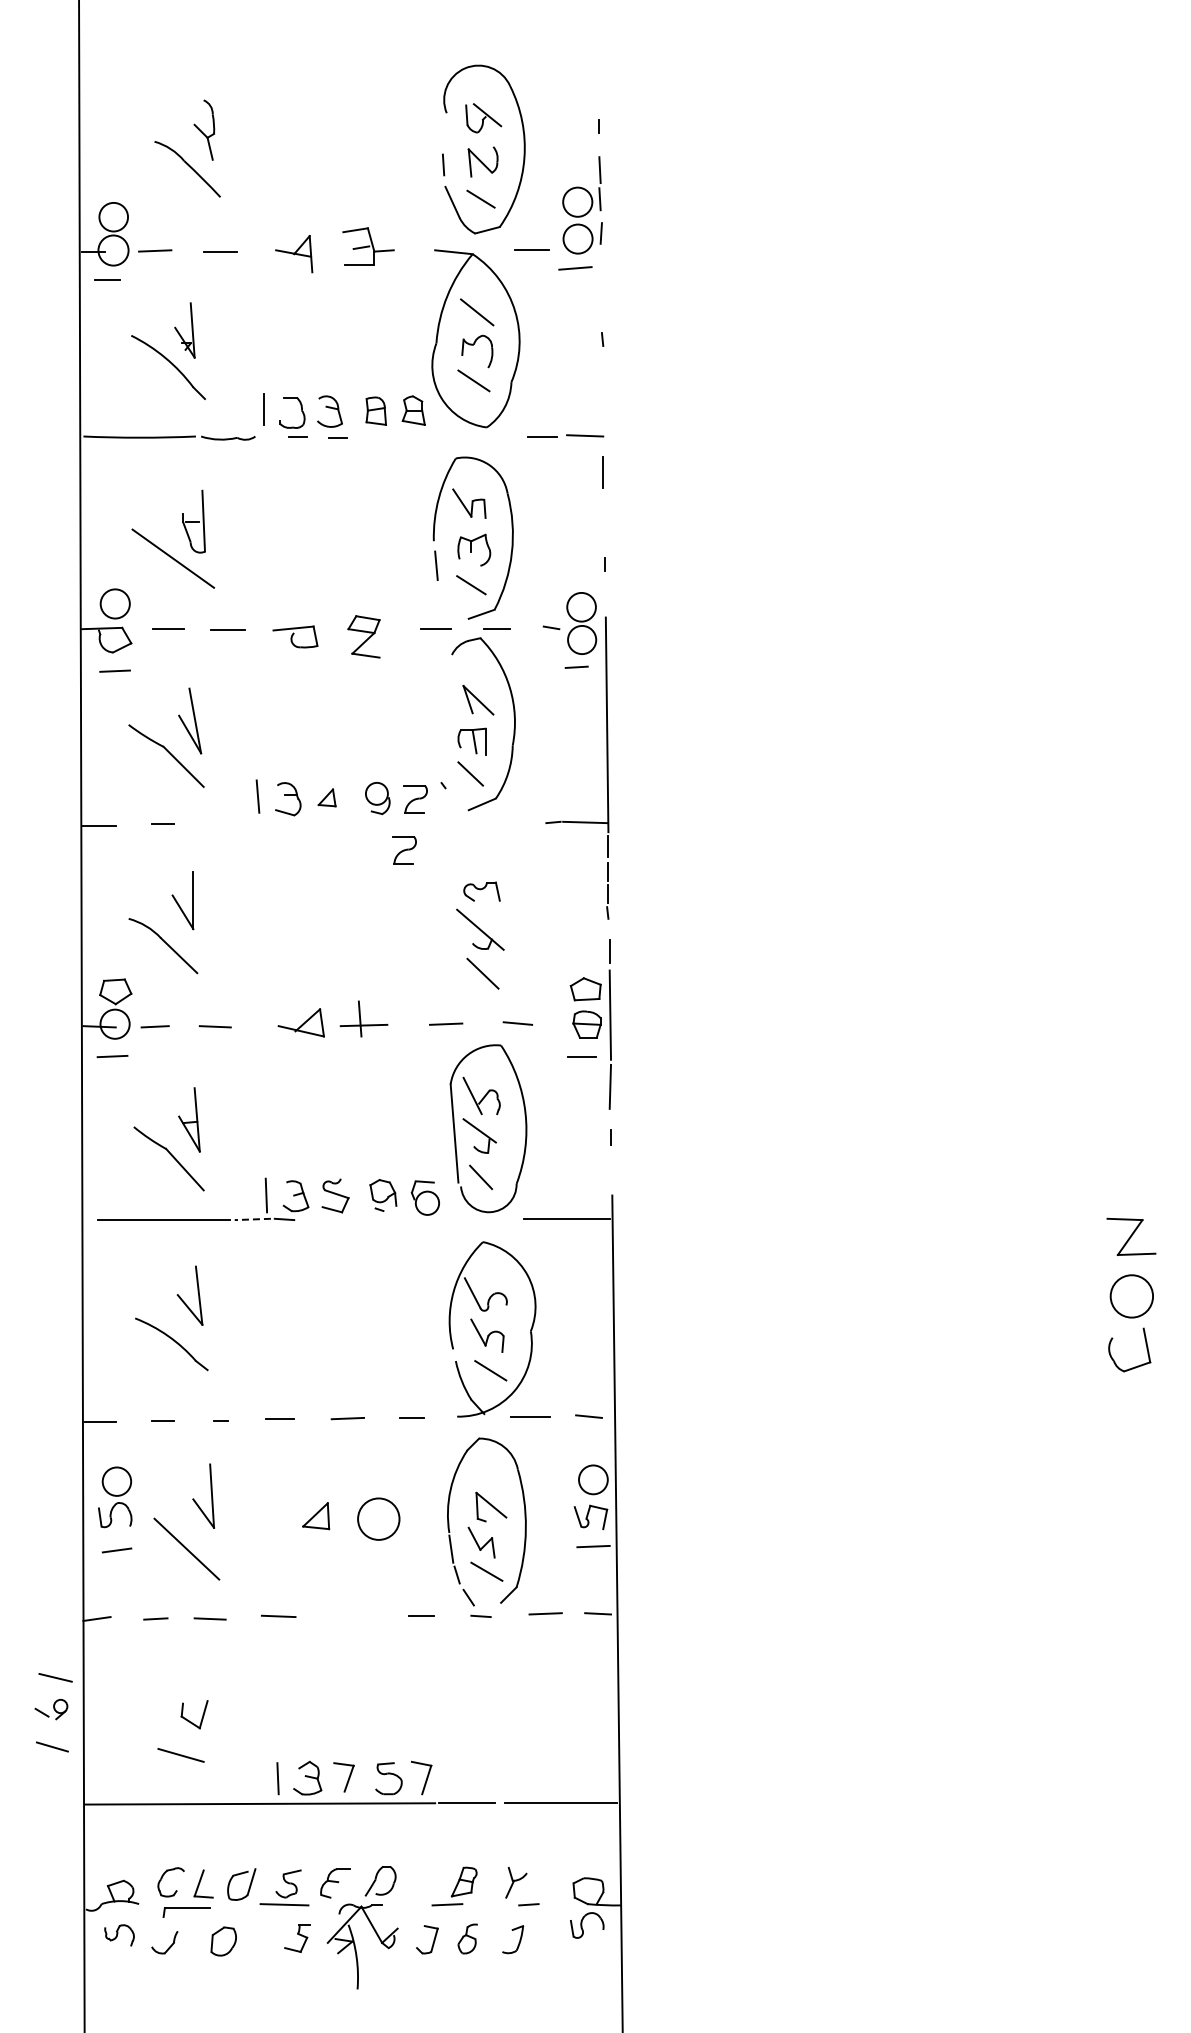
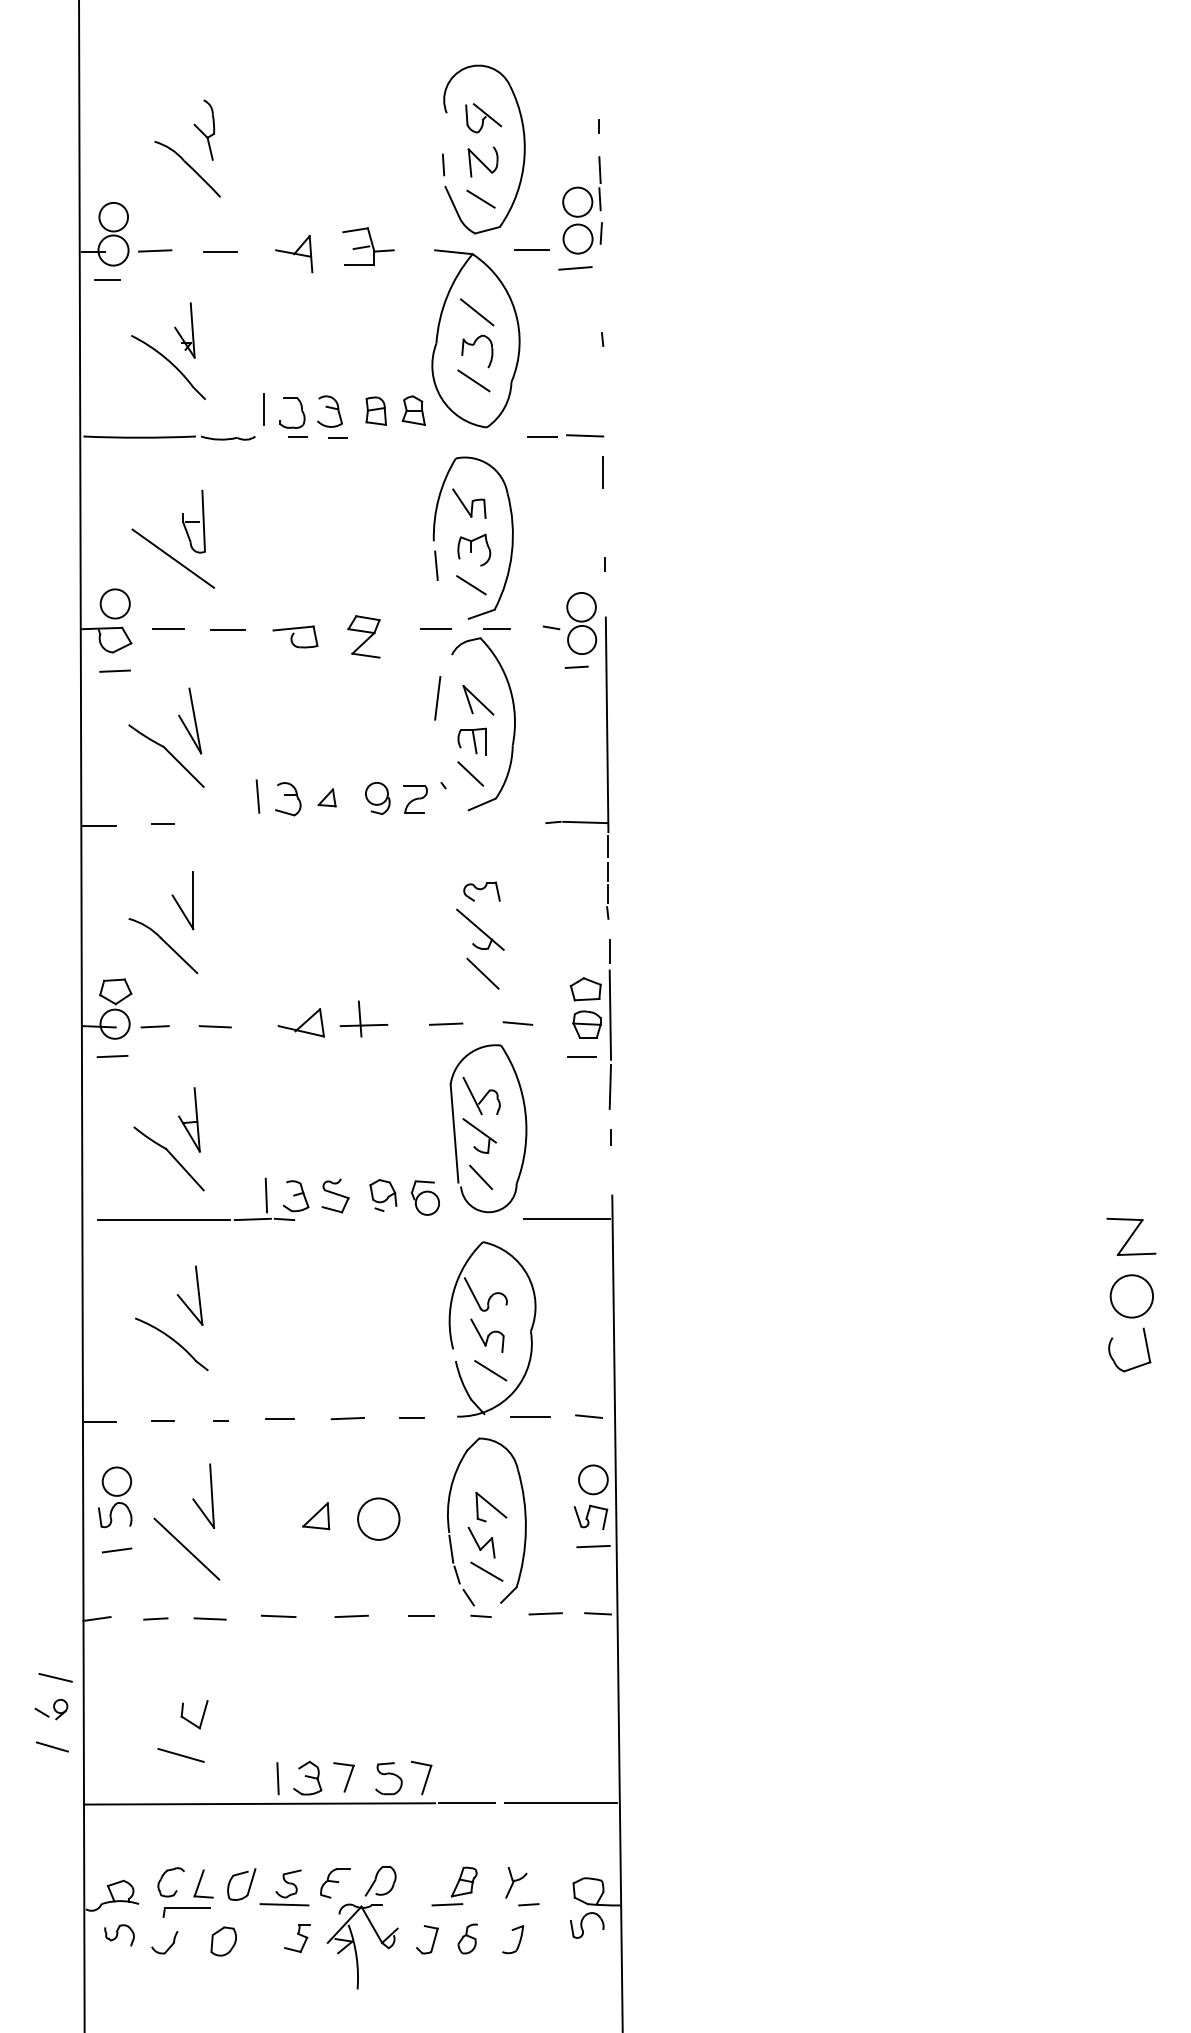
line: none -> present (437, 698)
part: present -> none (404, 850)
line: dashed -> solid (252, 1219)
line: none -> present (351, 1616)
